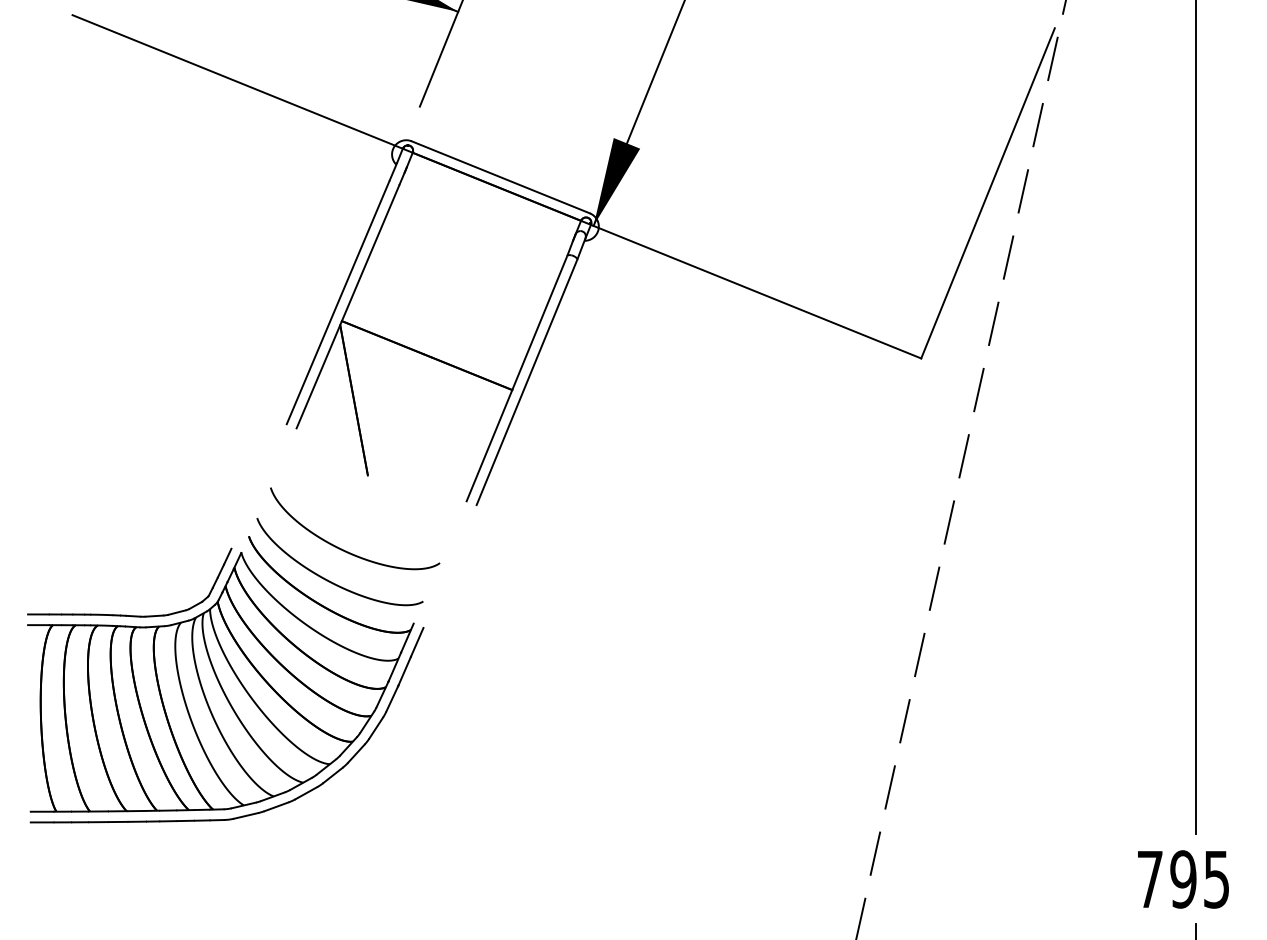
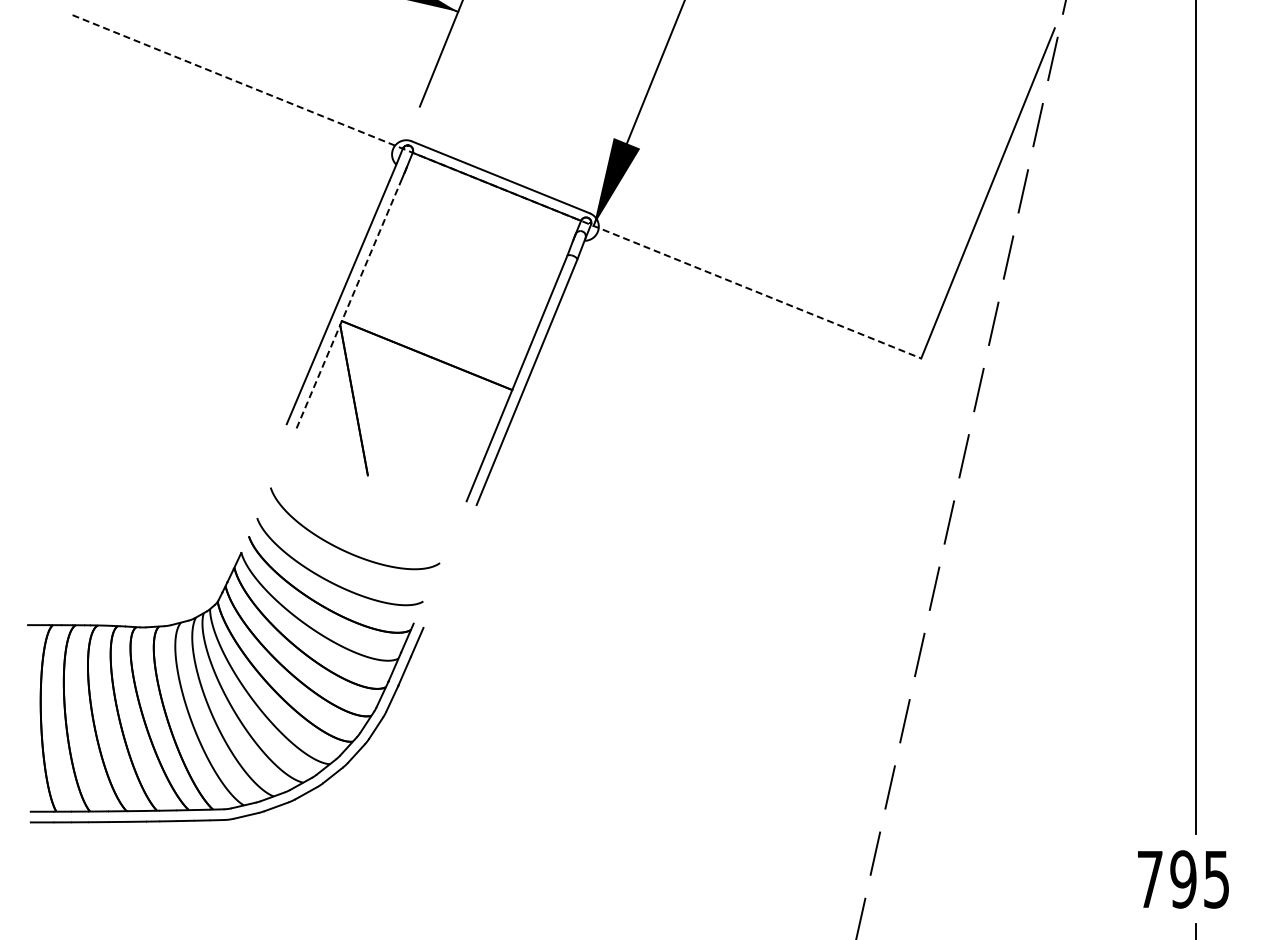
line: solid -> dashed (496, 186)
line: solid -> dashed (347, 306)
part: present -> none (126, 614)
